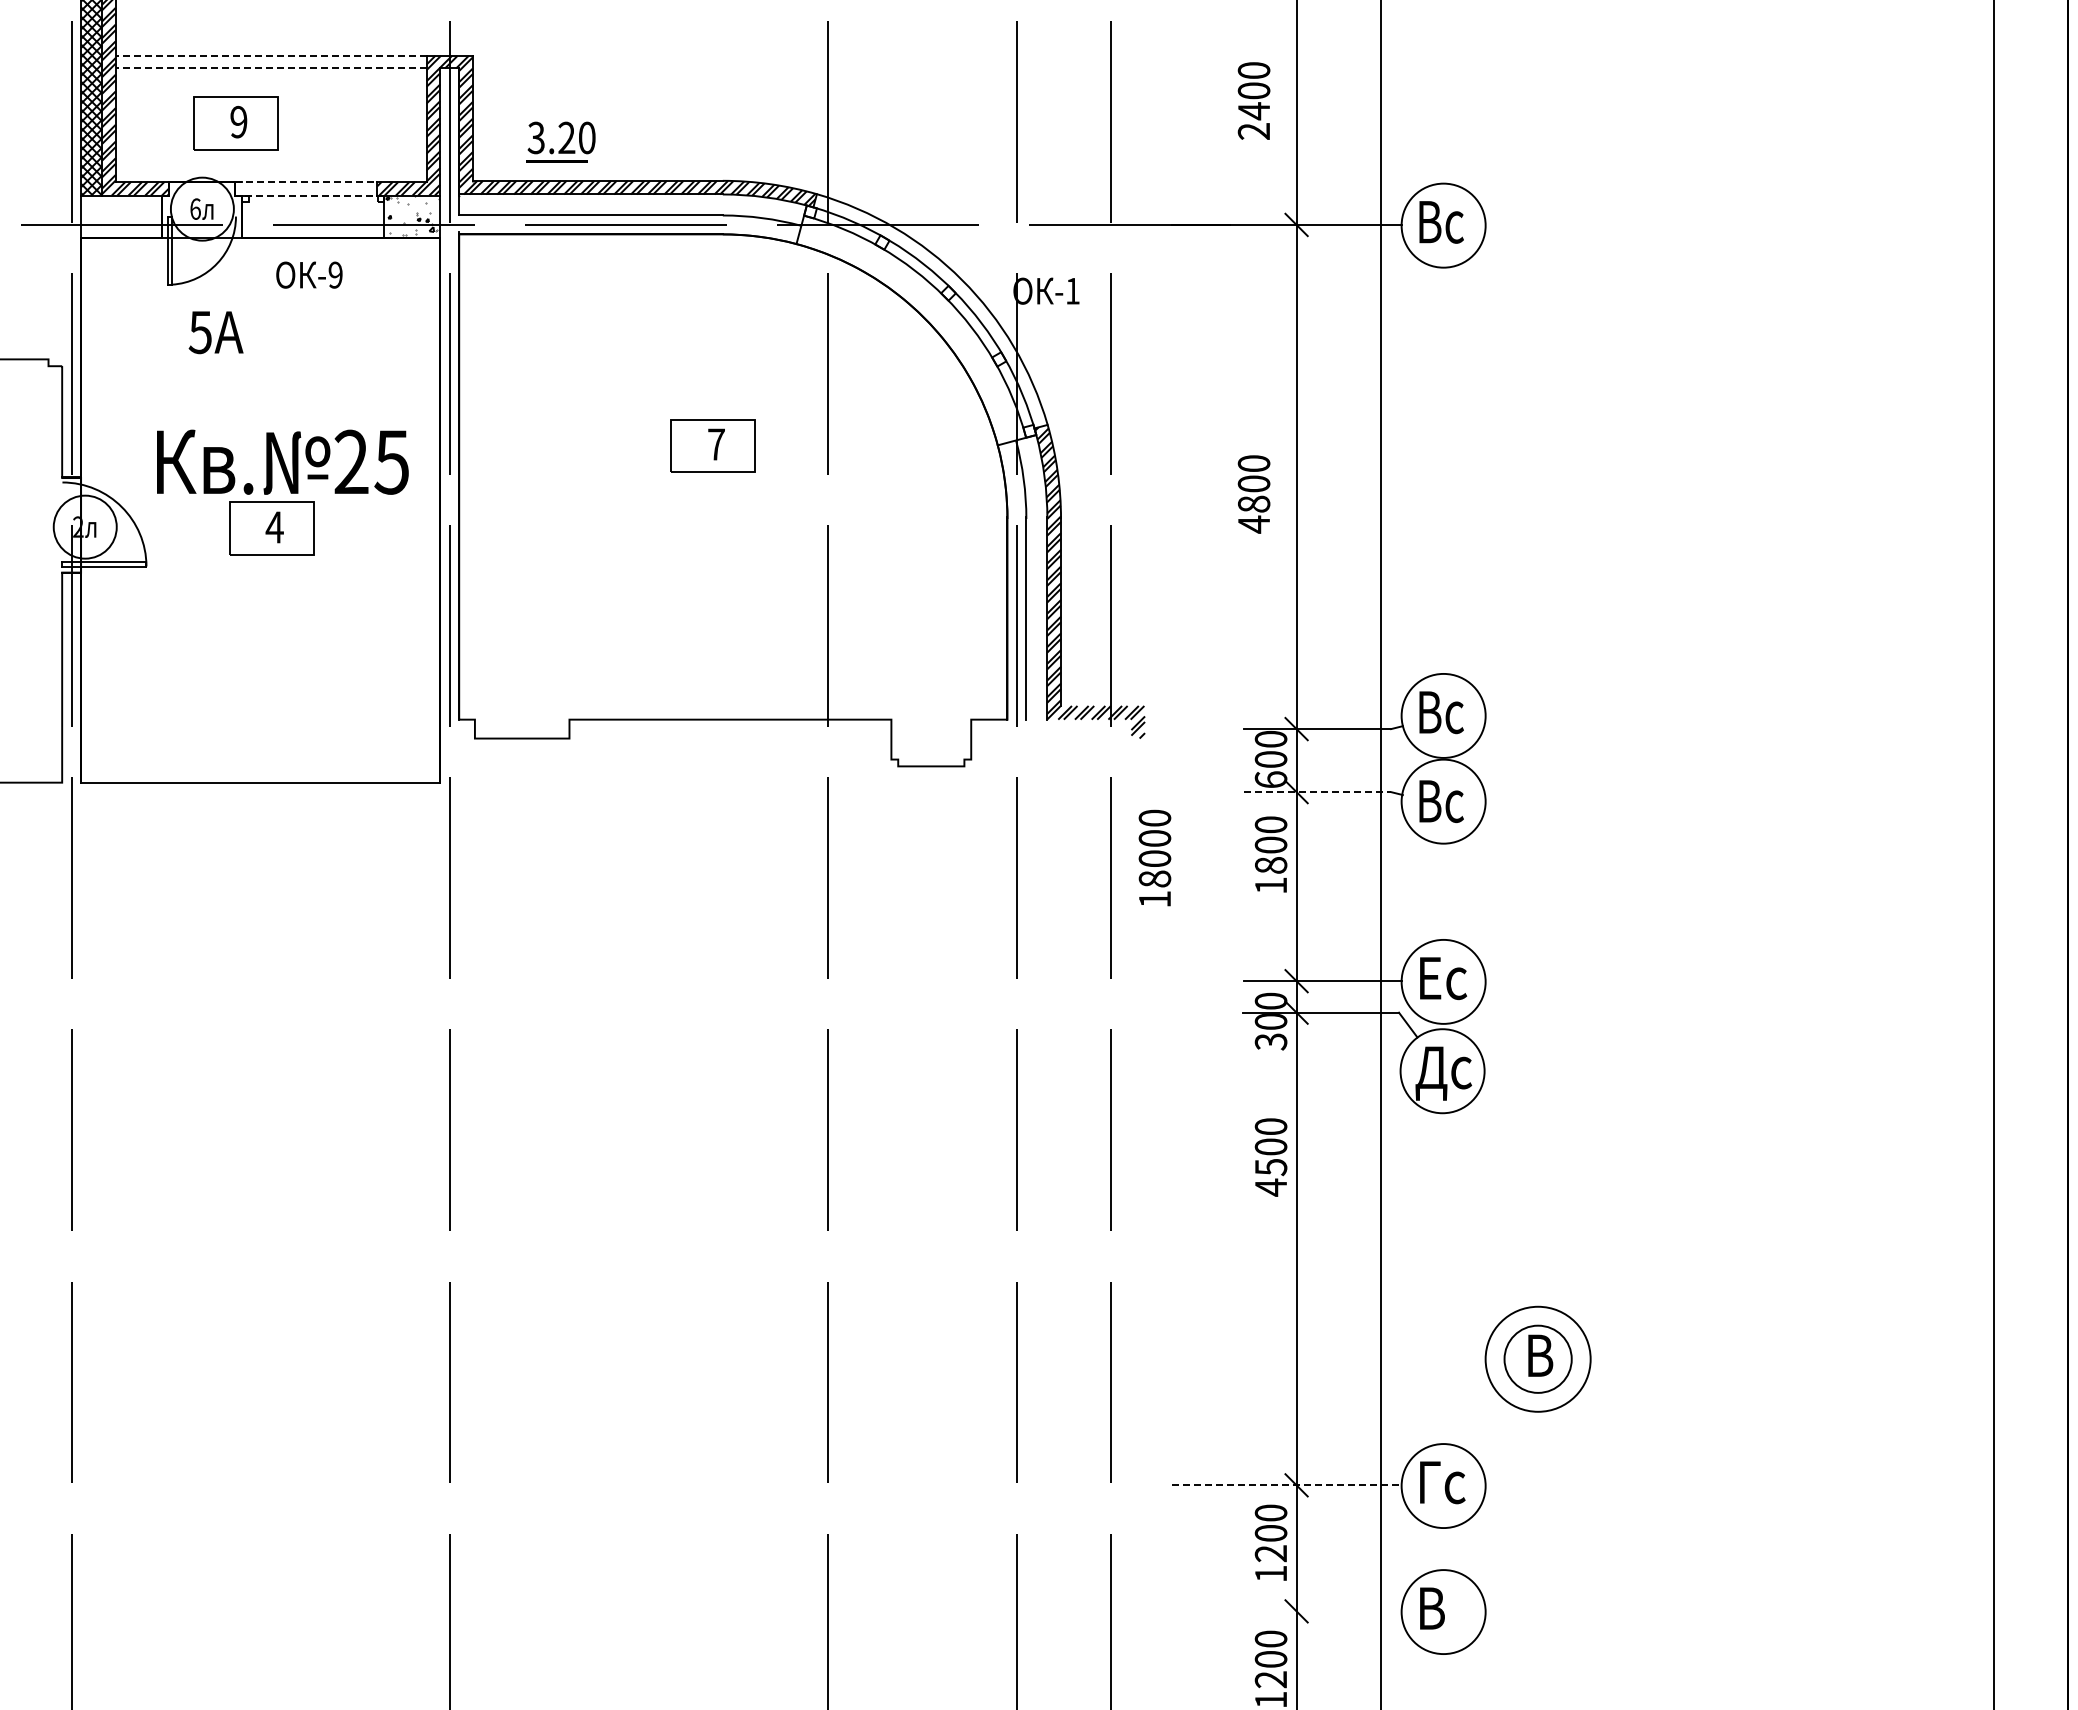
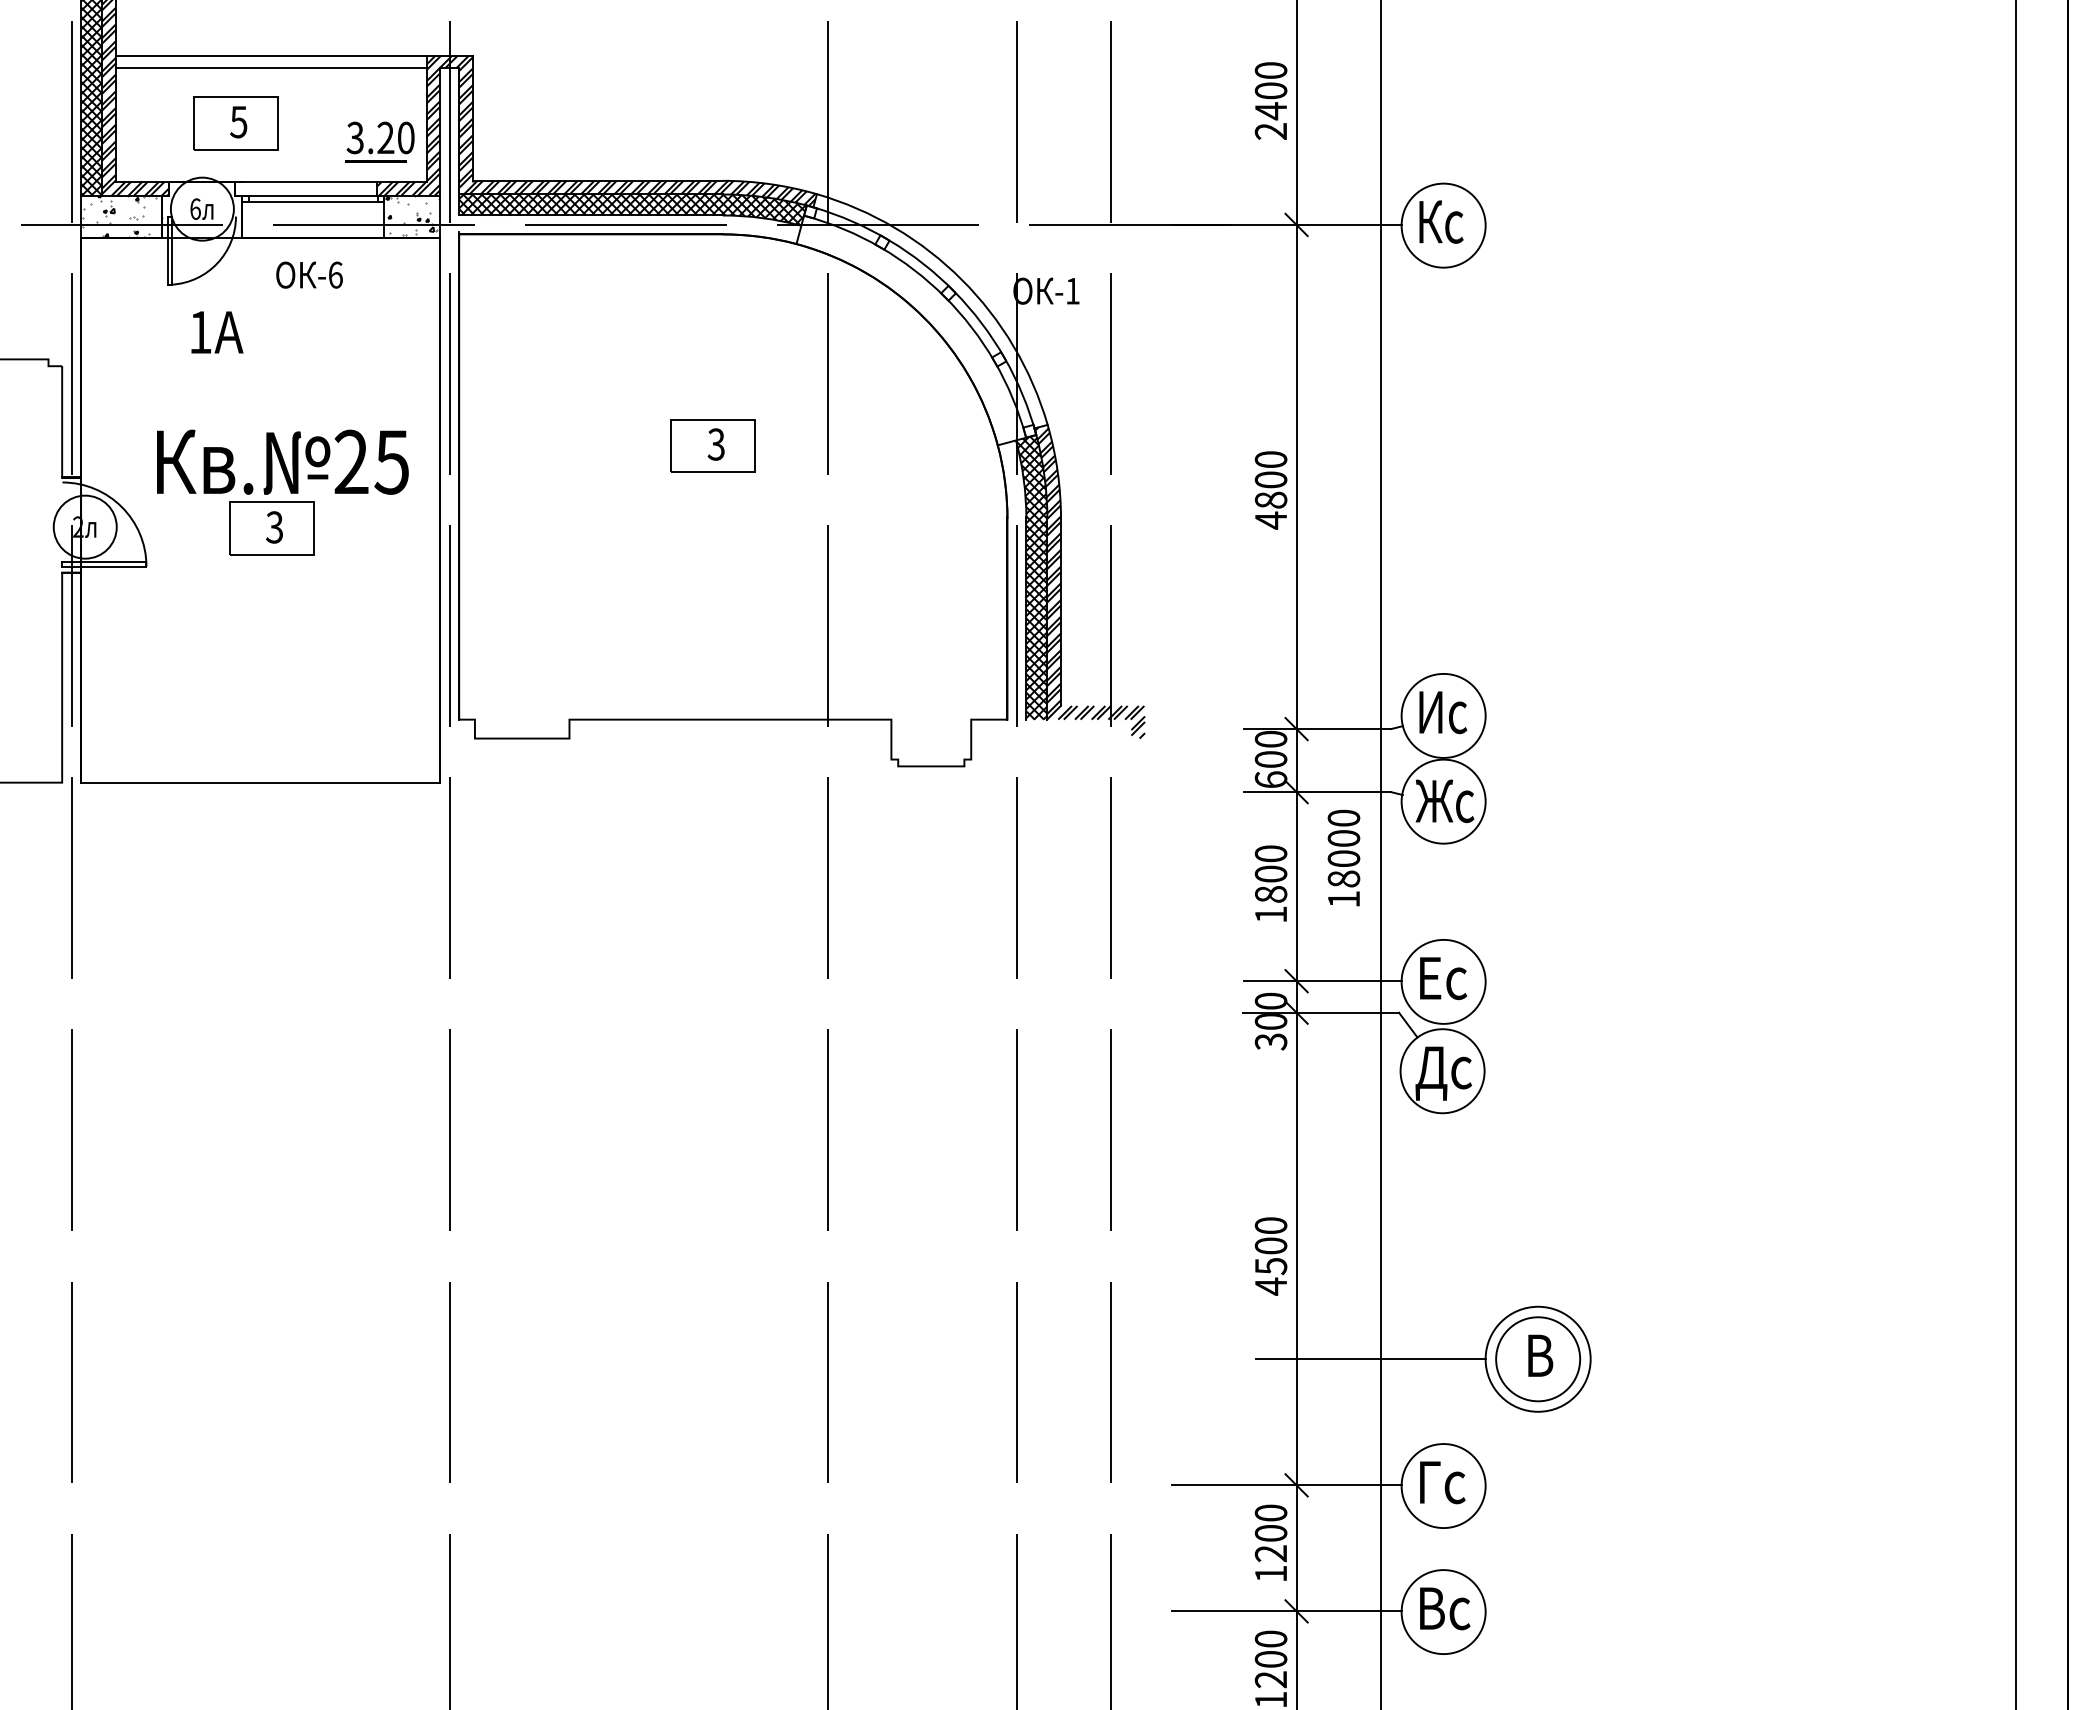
line: dashed -> solid (270, 55)
line: dashed -> solid (270, 68)
text position: (1253, 100) -> (1270, 100) (1270, 100)
text: 9 -> 5 (238, 121)
text position: (560, 141) -> (379, 141) (379, 141)
line: dashed -> solid (306, 181)
line: dashed -> solid (312, 195)
line: none -> present (313, 201)
hatch: none -> present (632, 209)
hatch: none -> present (122, 216)
text: Вс -> Кс (1443, 221)
text: -9 -> -6 (335, 274)
text: 5 -> 1 (199, 332)
text: 7 -> 3 (715, 444)
text position: (1253, 494) -> (1270, 490) (1270, 490)
text: 4 -> 3 (274, 527)
hatch: none -> present (1031, 577)
text: Вс -> Ис (1445, 712)
line: dashed -> solid (1317, 792)
text: Вс -> Жс (1444, 801)
text position: (1270, 854) -> (1270, 883) (1270, 883)
line position: (1993, 854) -> (2015, 854) (2015, 854)
text position: (1154, 857) -> (1343, 857) (1343, 857)
text position: (1270, 1157) -> (1270, 1256) (1270, 1256)
circle diameter: 67 px -> 84 px (1538, 1359)
line: none -> present (1370, 1359)
line: dashed -> solid (1286, 1485)
line: none -> present (1286, 1611)
text: В -> Вс (1459, 1613)
